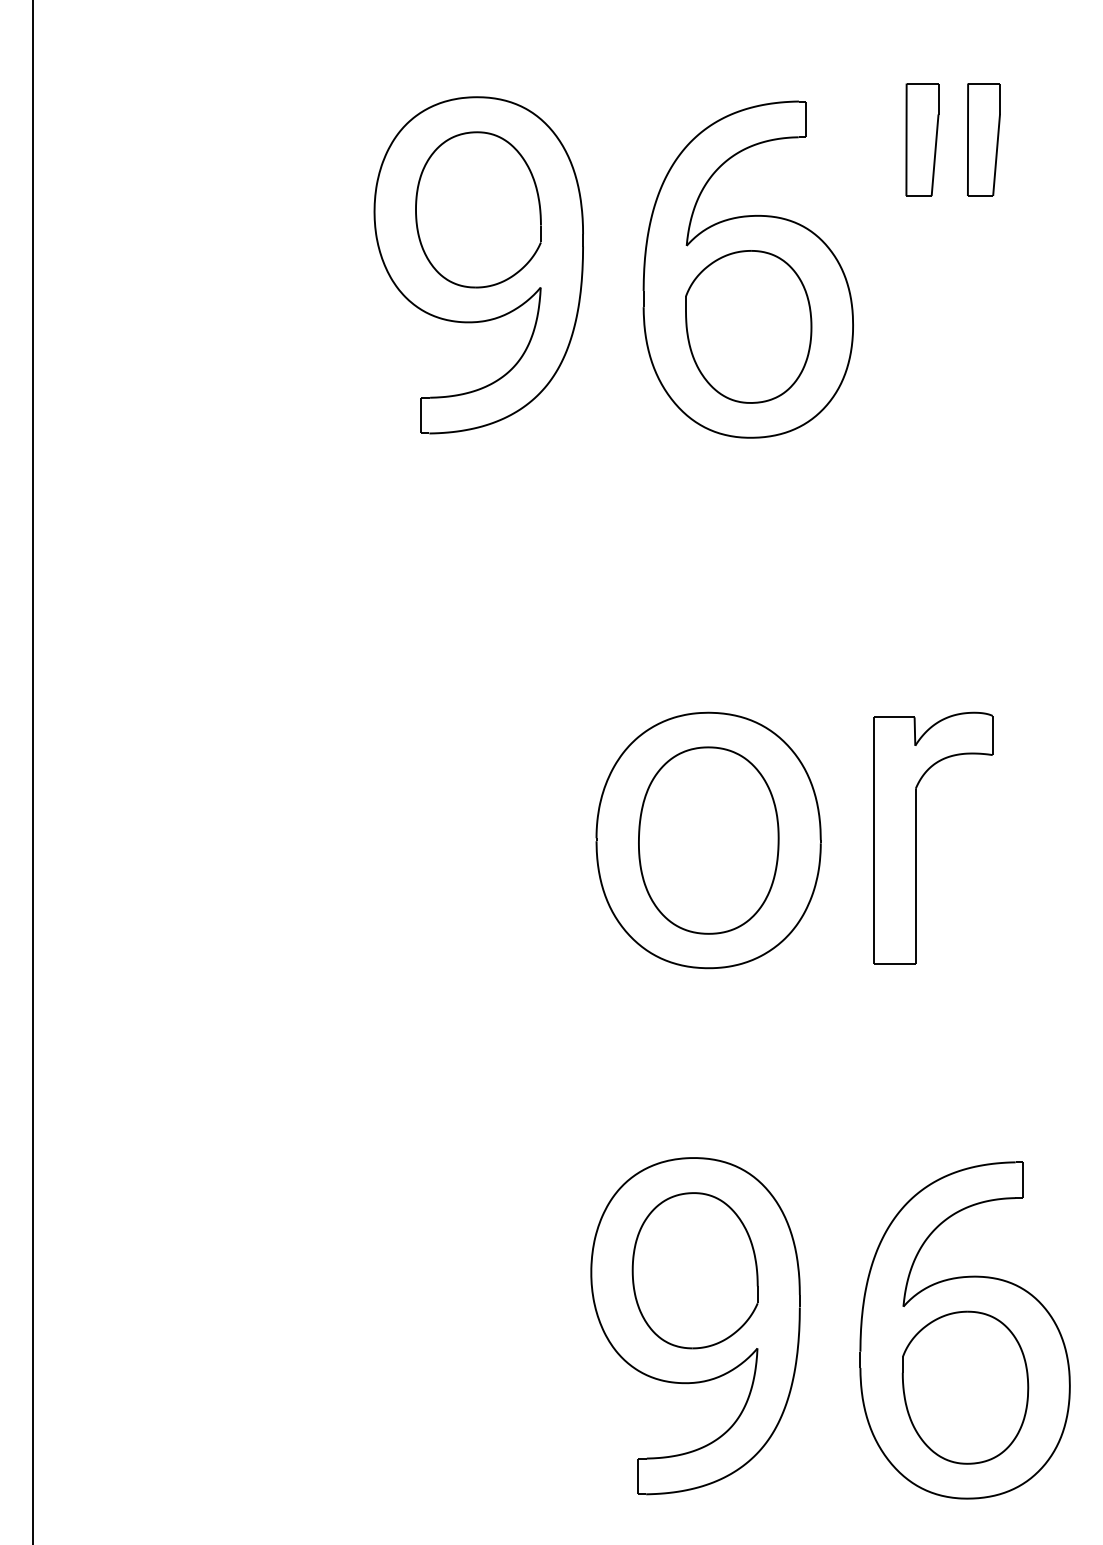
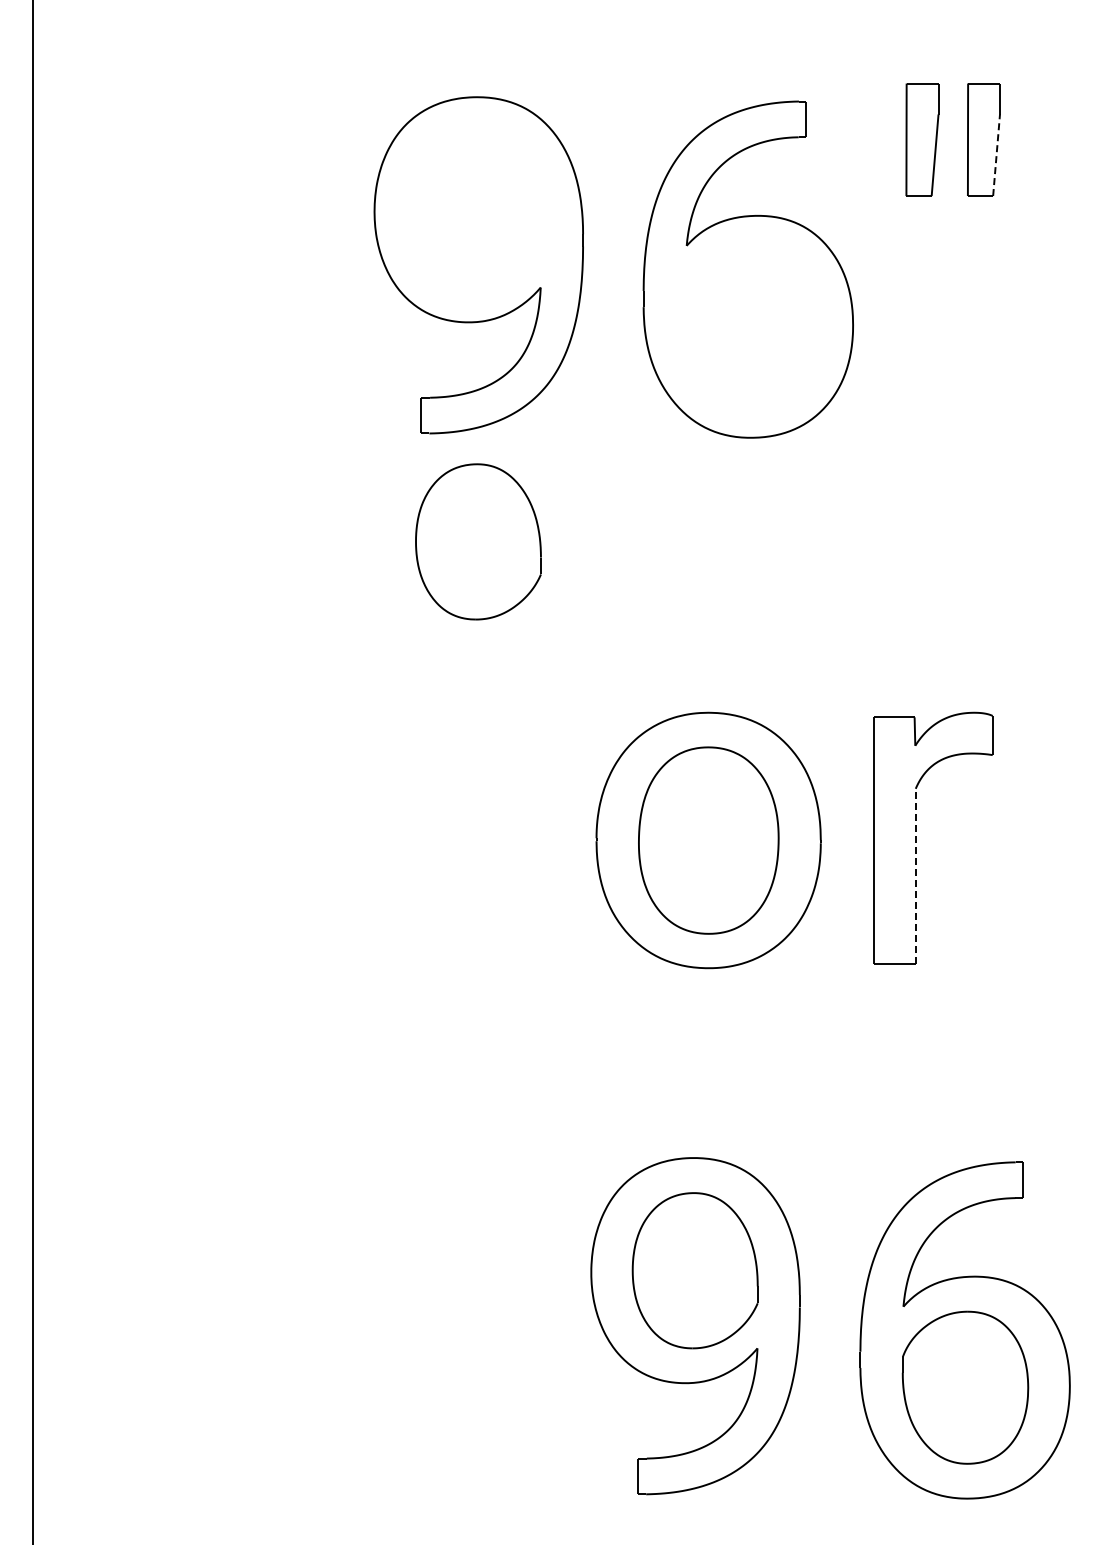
line: solid -> dashed (996, 155)
part position: (478, 209) -> (478, 541) (478, 541)
part: present -> none (748, 326)
line: solid -> dashed (915, 875)
